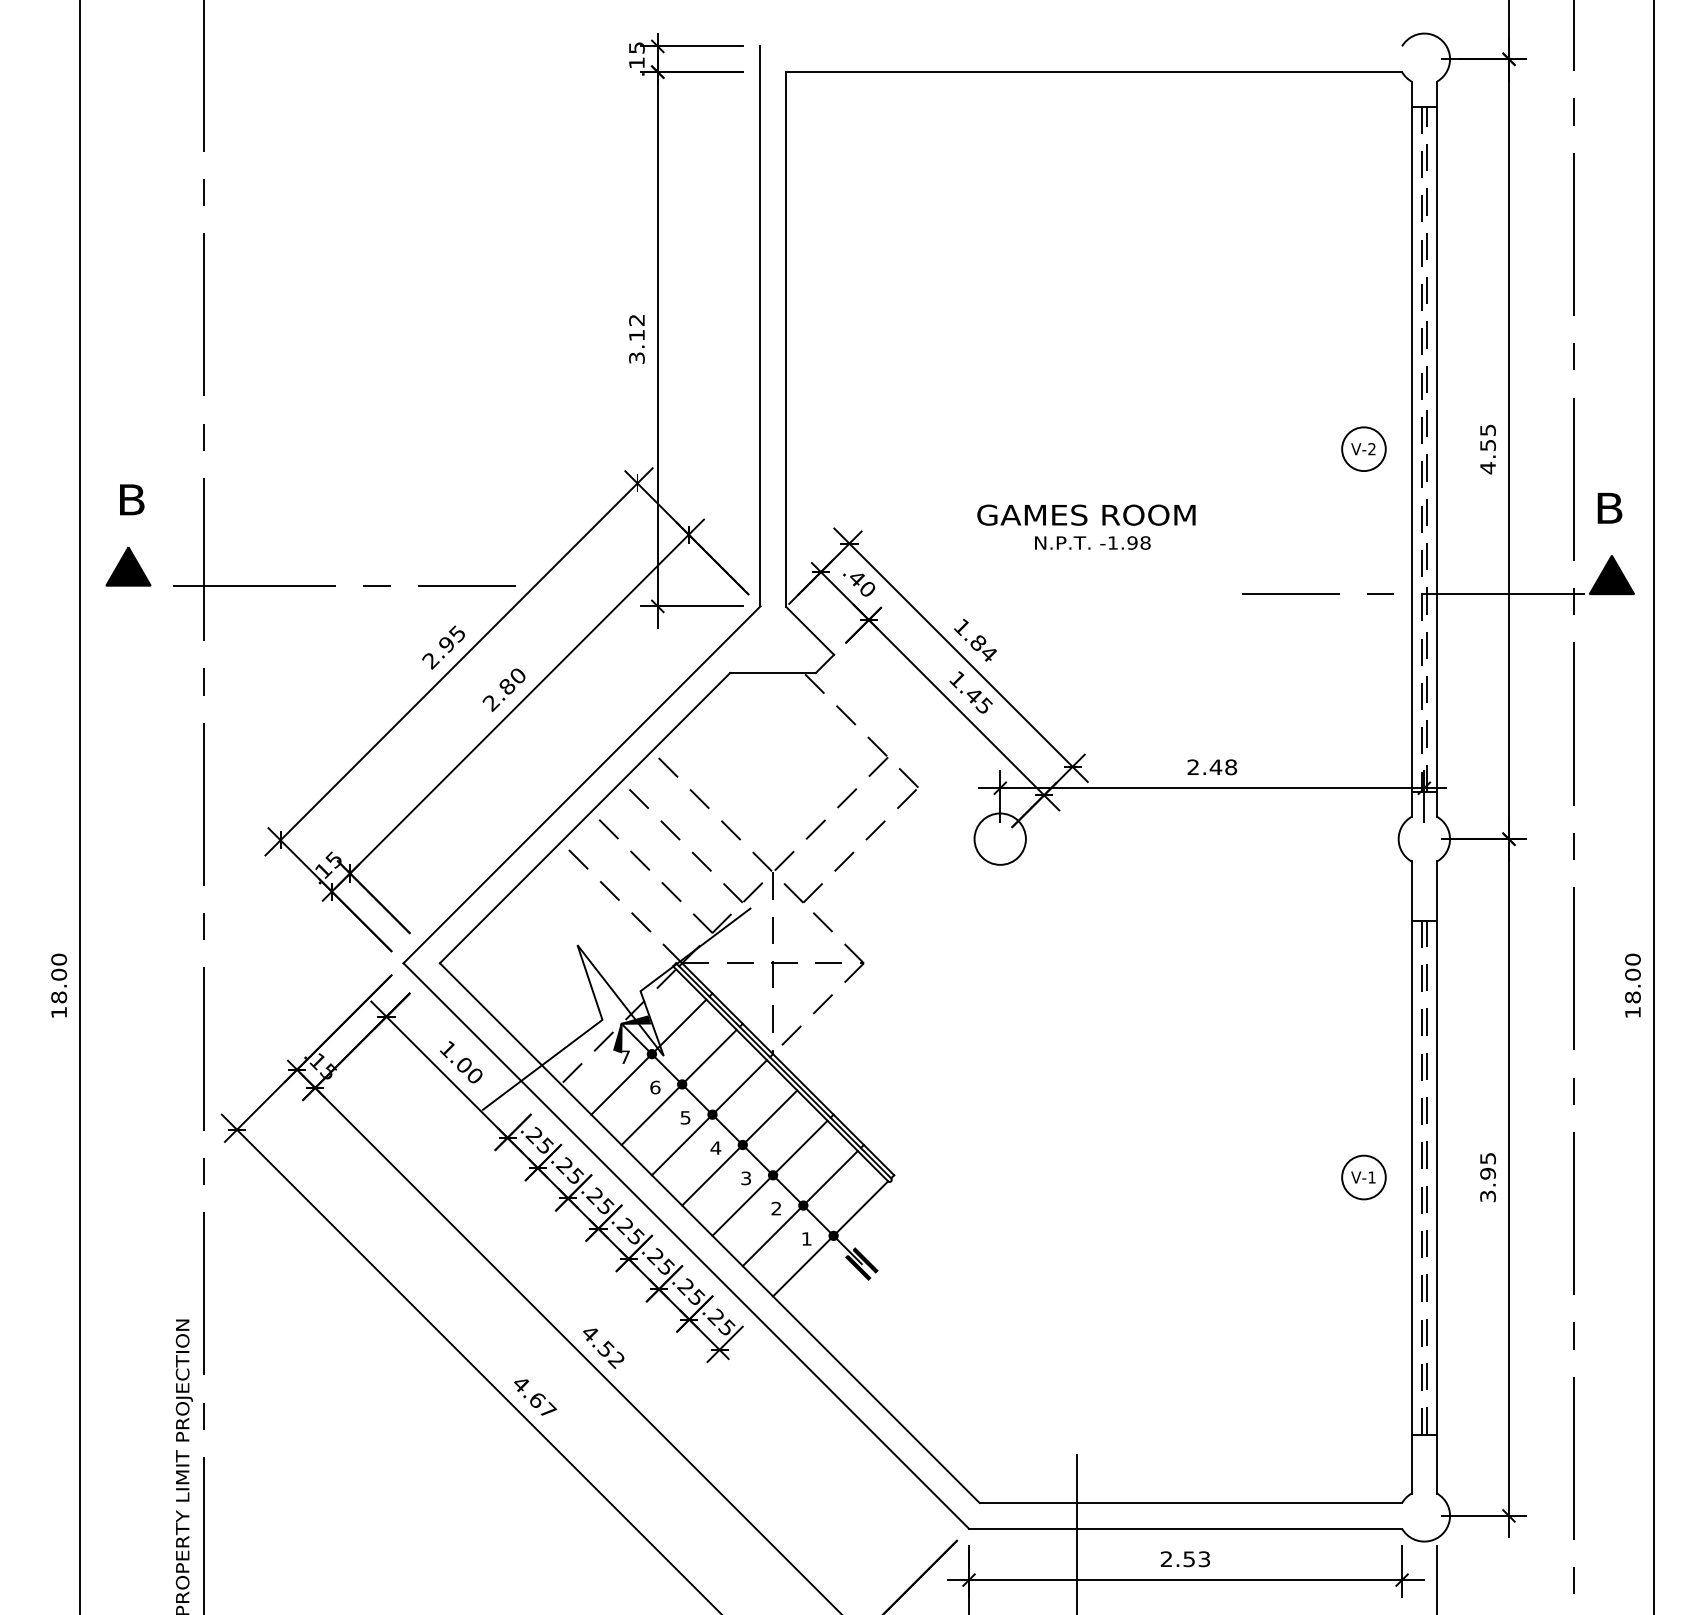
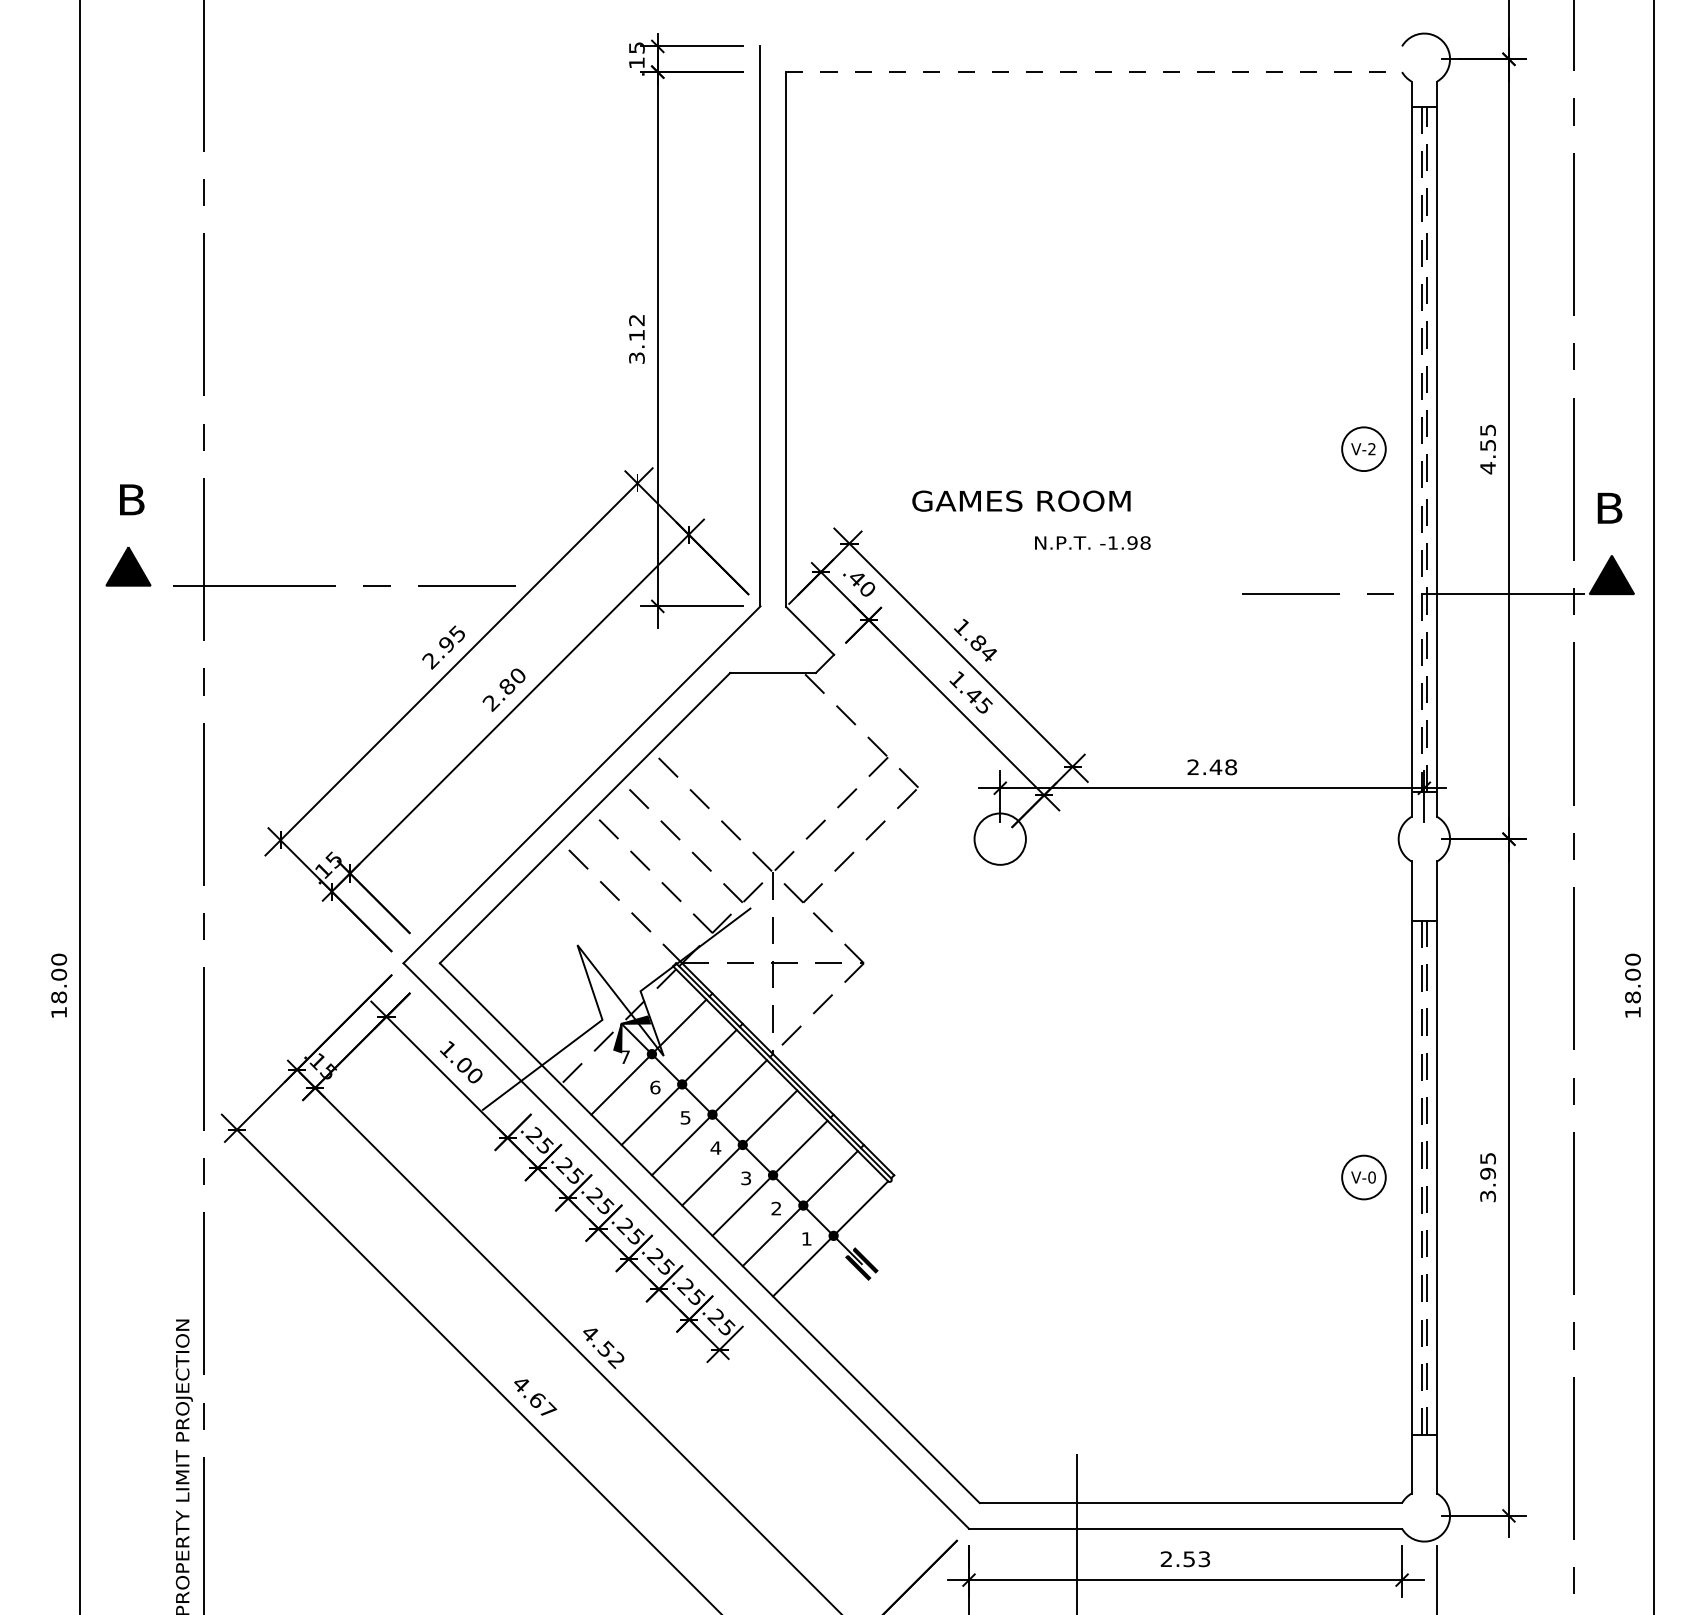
line: solid -> dashed (1094, 72)
text position: (1086, 514) -> (1021, 500) (1021, 500)
text: V-1 -> V-0 (1371, 1177)
